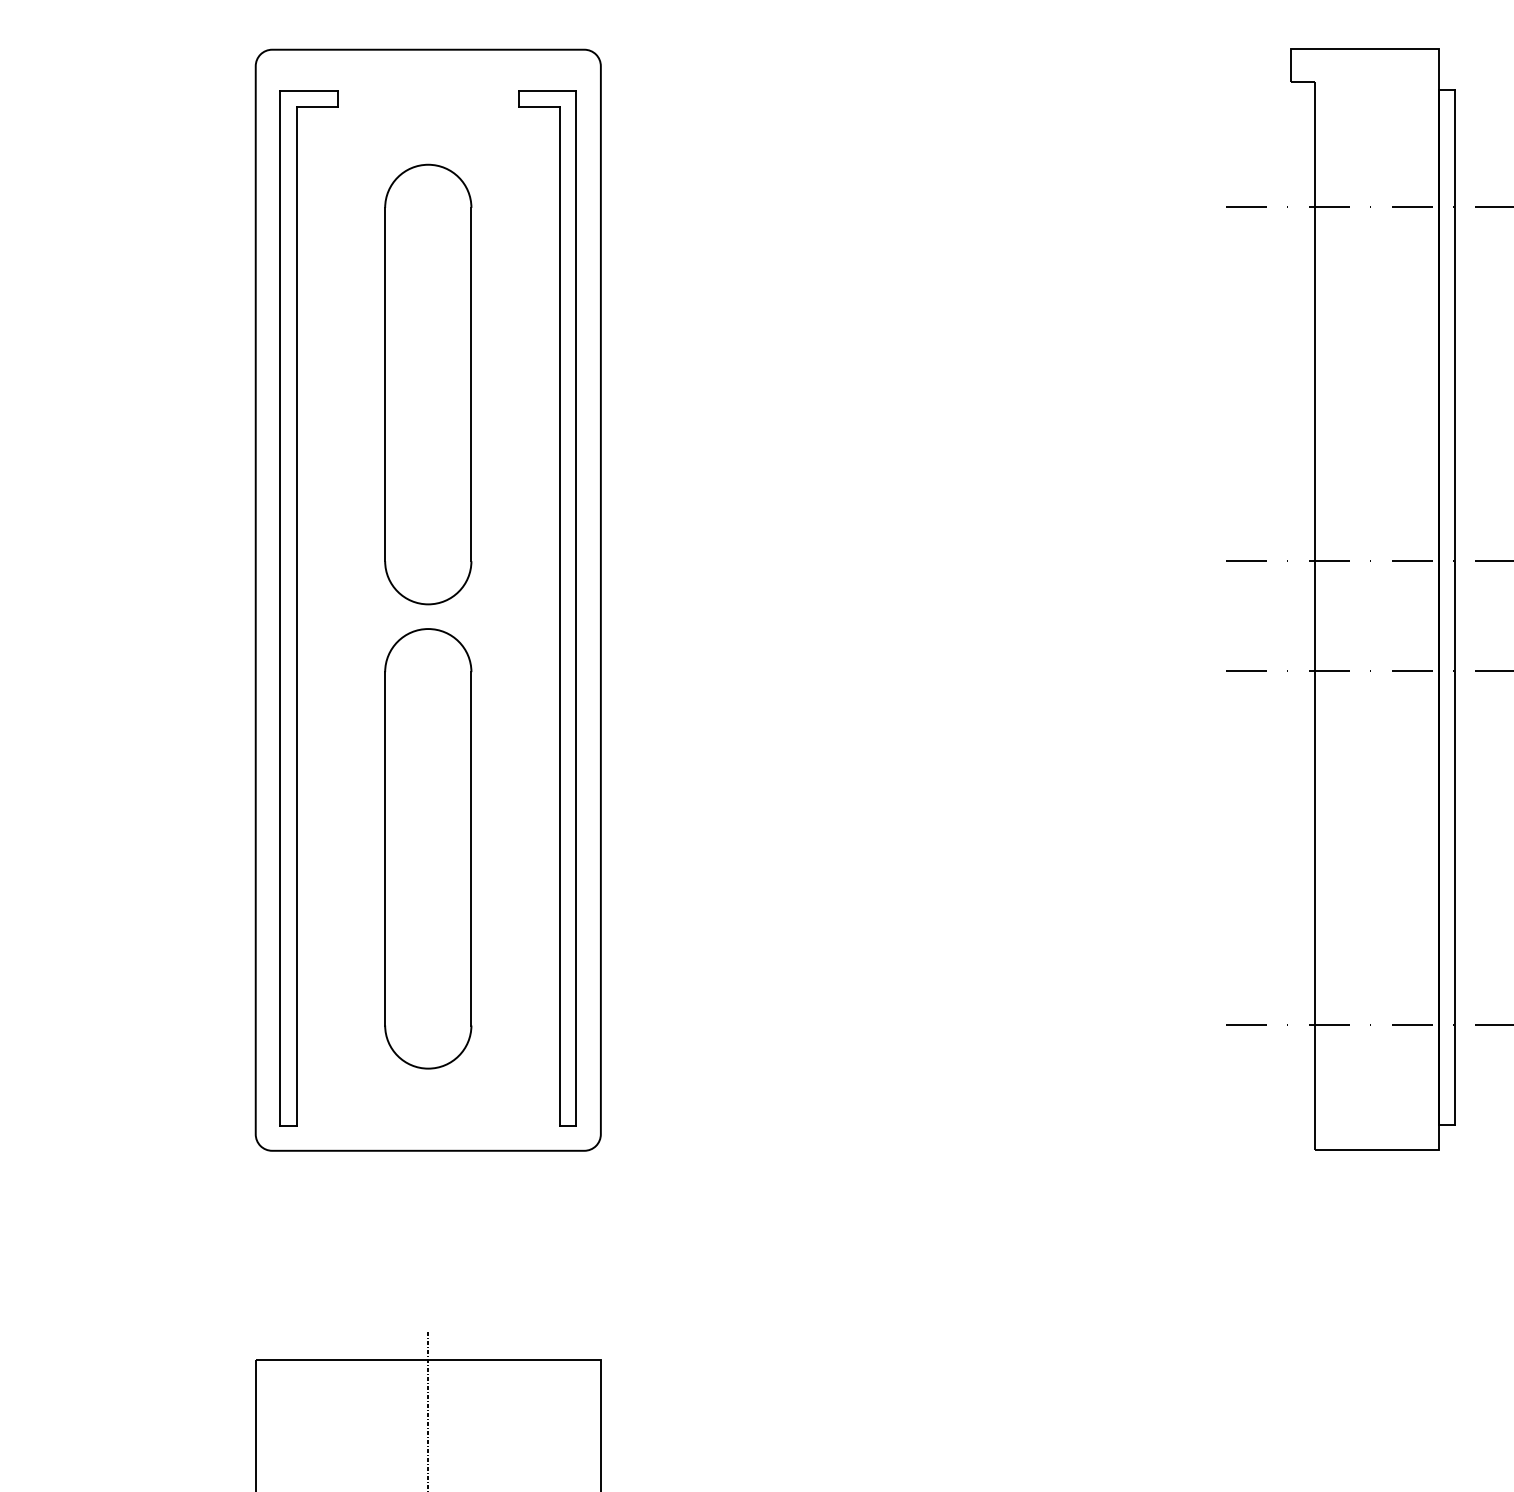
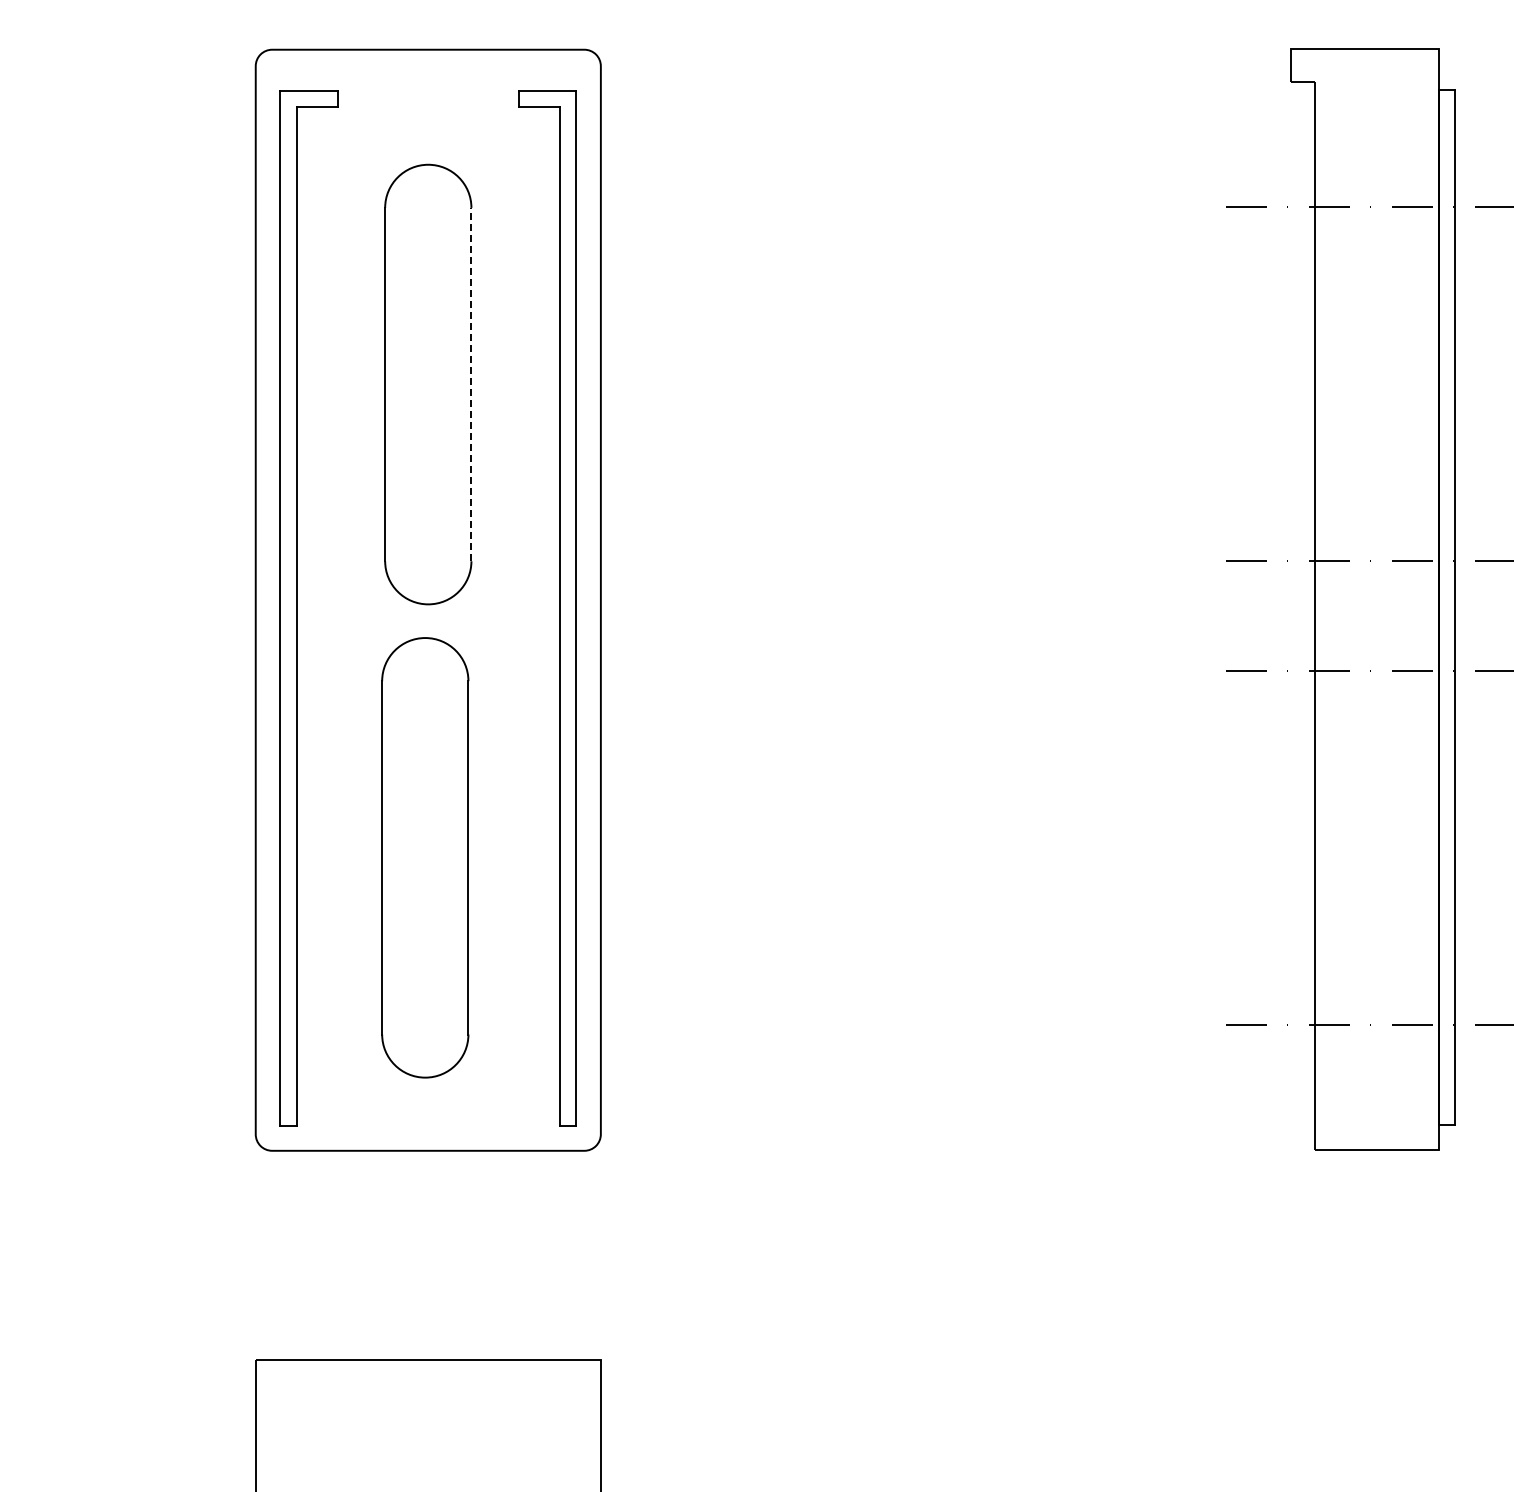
line: solid -> dashed (471, 384)
part position: (428, 848) -> (425, 857) (425, 857)
line: present -> none (428, 1409)
